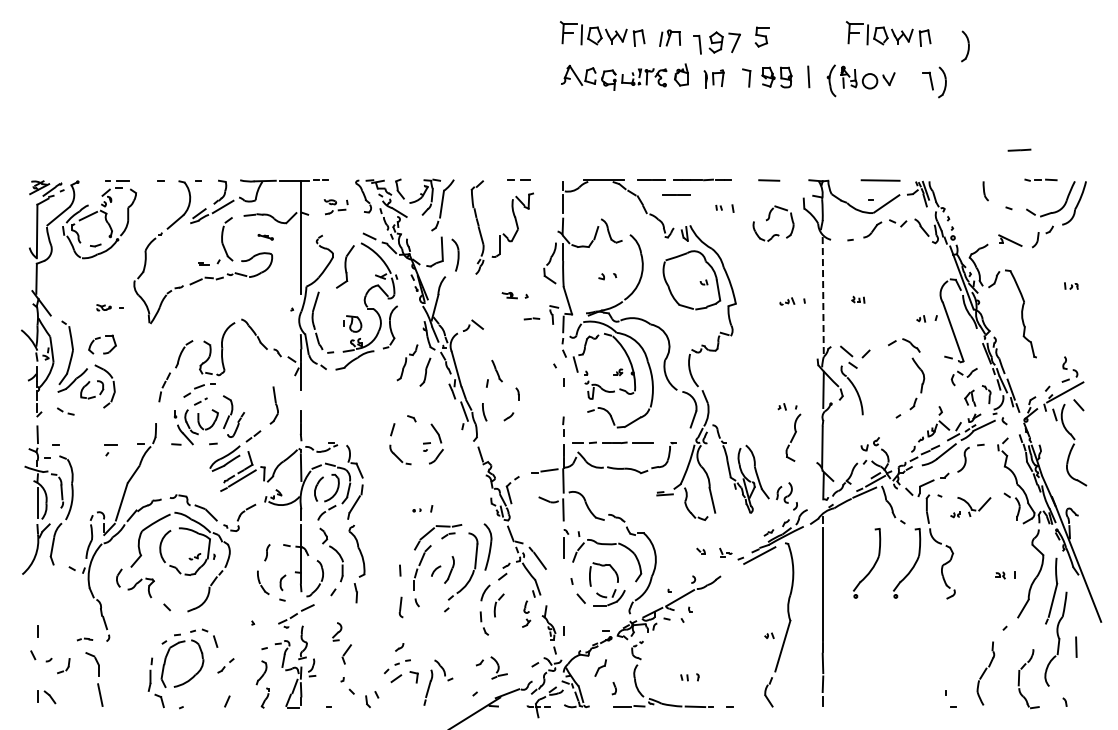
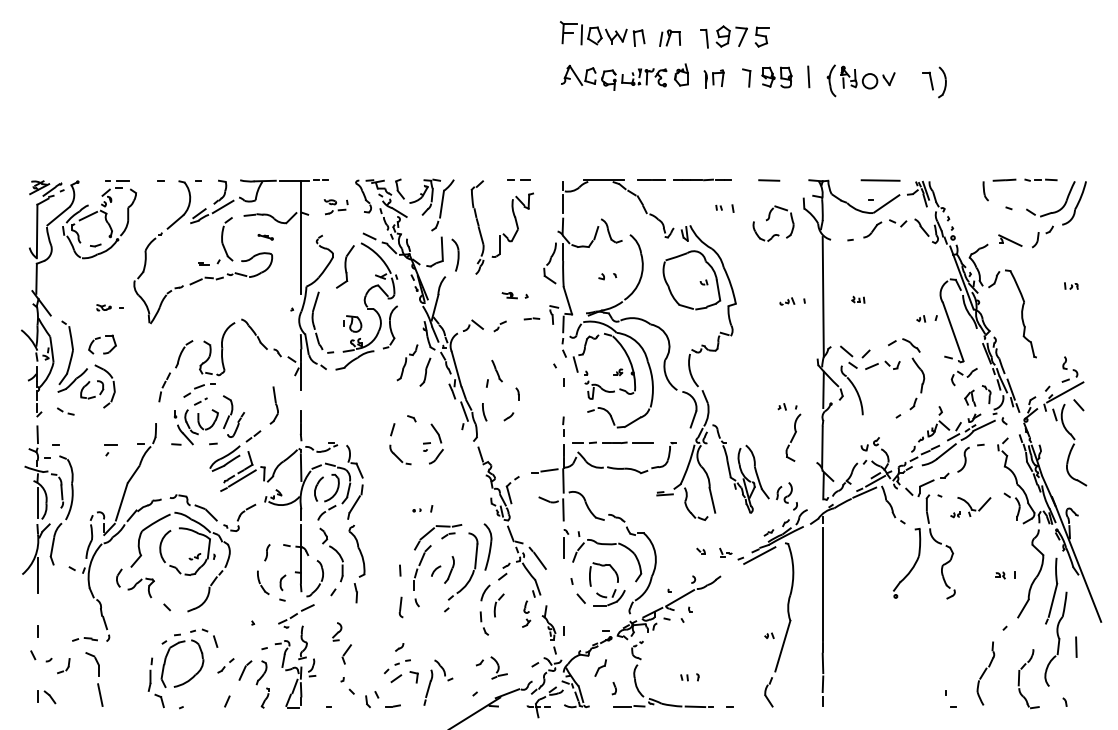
part: present -> none (888, 33)
part position: (716, 42) -> (723, 36) (723, 36)
part: present -> none (965, 46)
line position: (1019, 149) -> (1004, 179) (1004, 179)
line: present -> none (676, 194)
line: dashed -> solid (823, 296)
part: none -> present (499, 326)
part: none -> present (882, 364)
part: present -> none (867, 563)
line: none -> present (37, 575)
part size: 18x5 px -> 26x5 px (84, 639)
part: none -> present (245, 670)
line: none -> present (393, 705)
